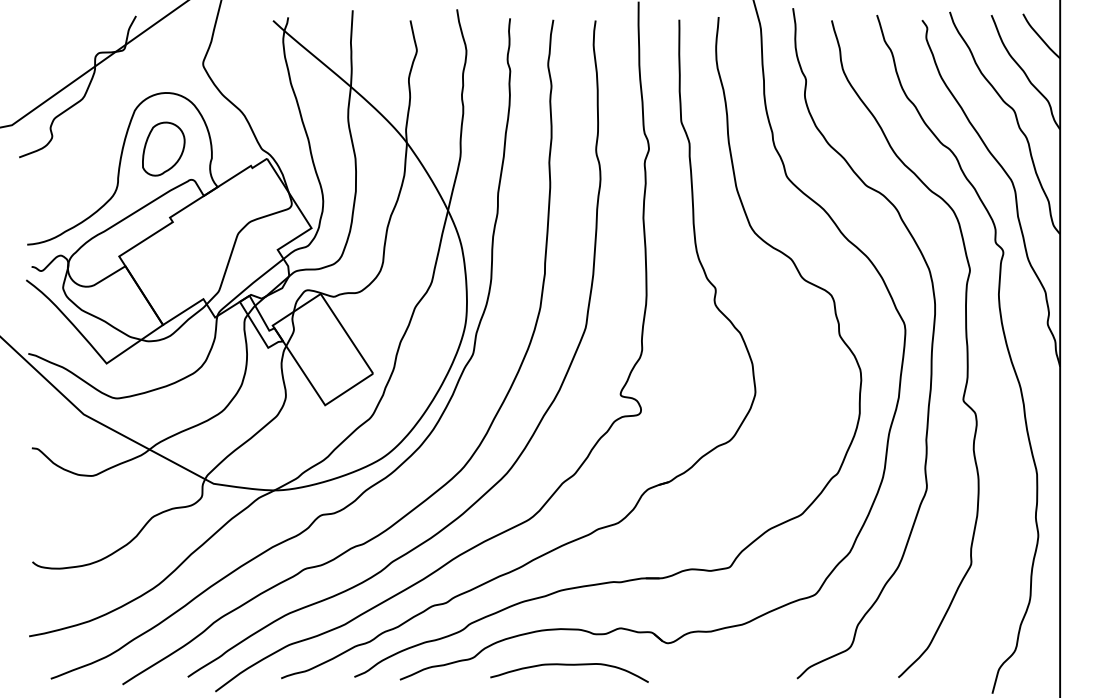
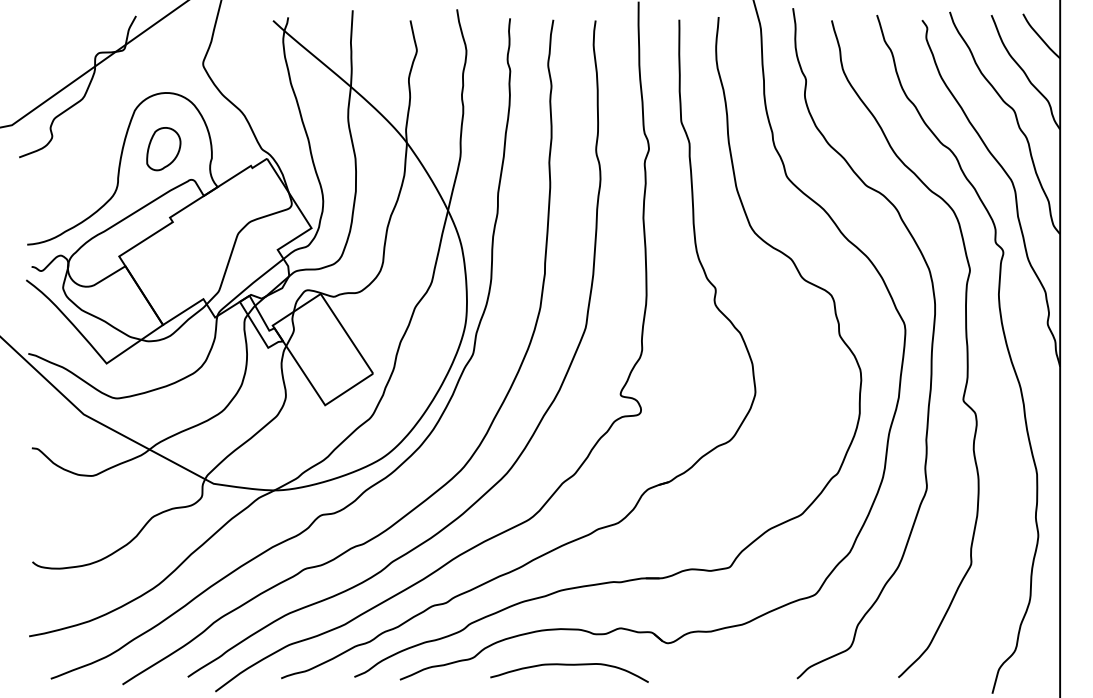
part size: 44x56 px -> 36x45 px (163, 149)
